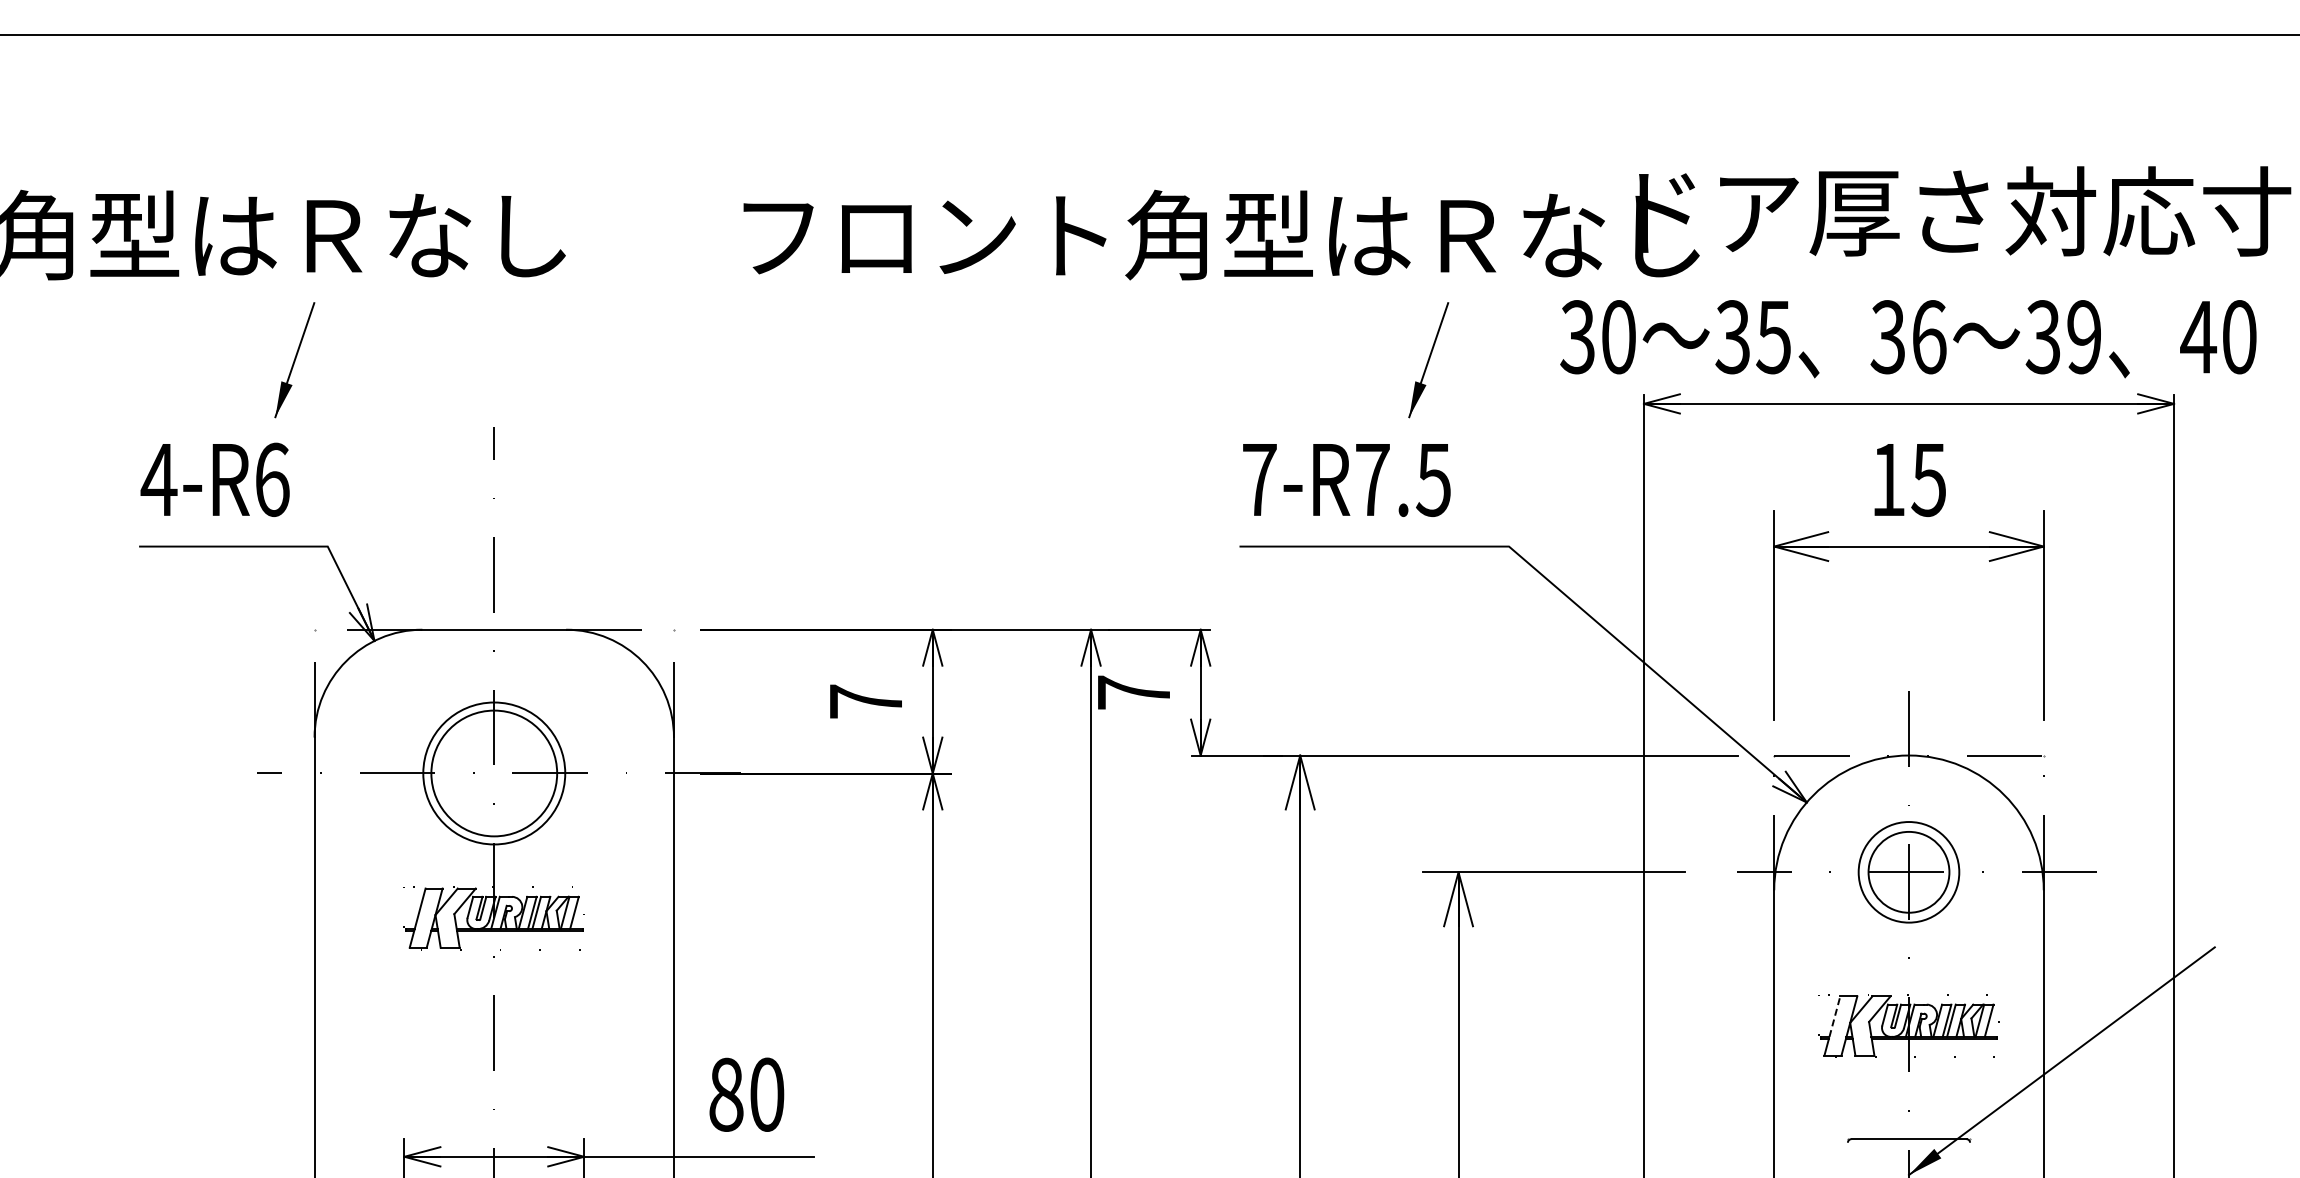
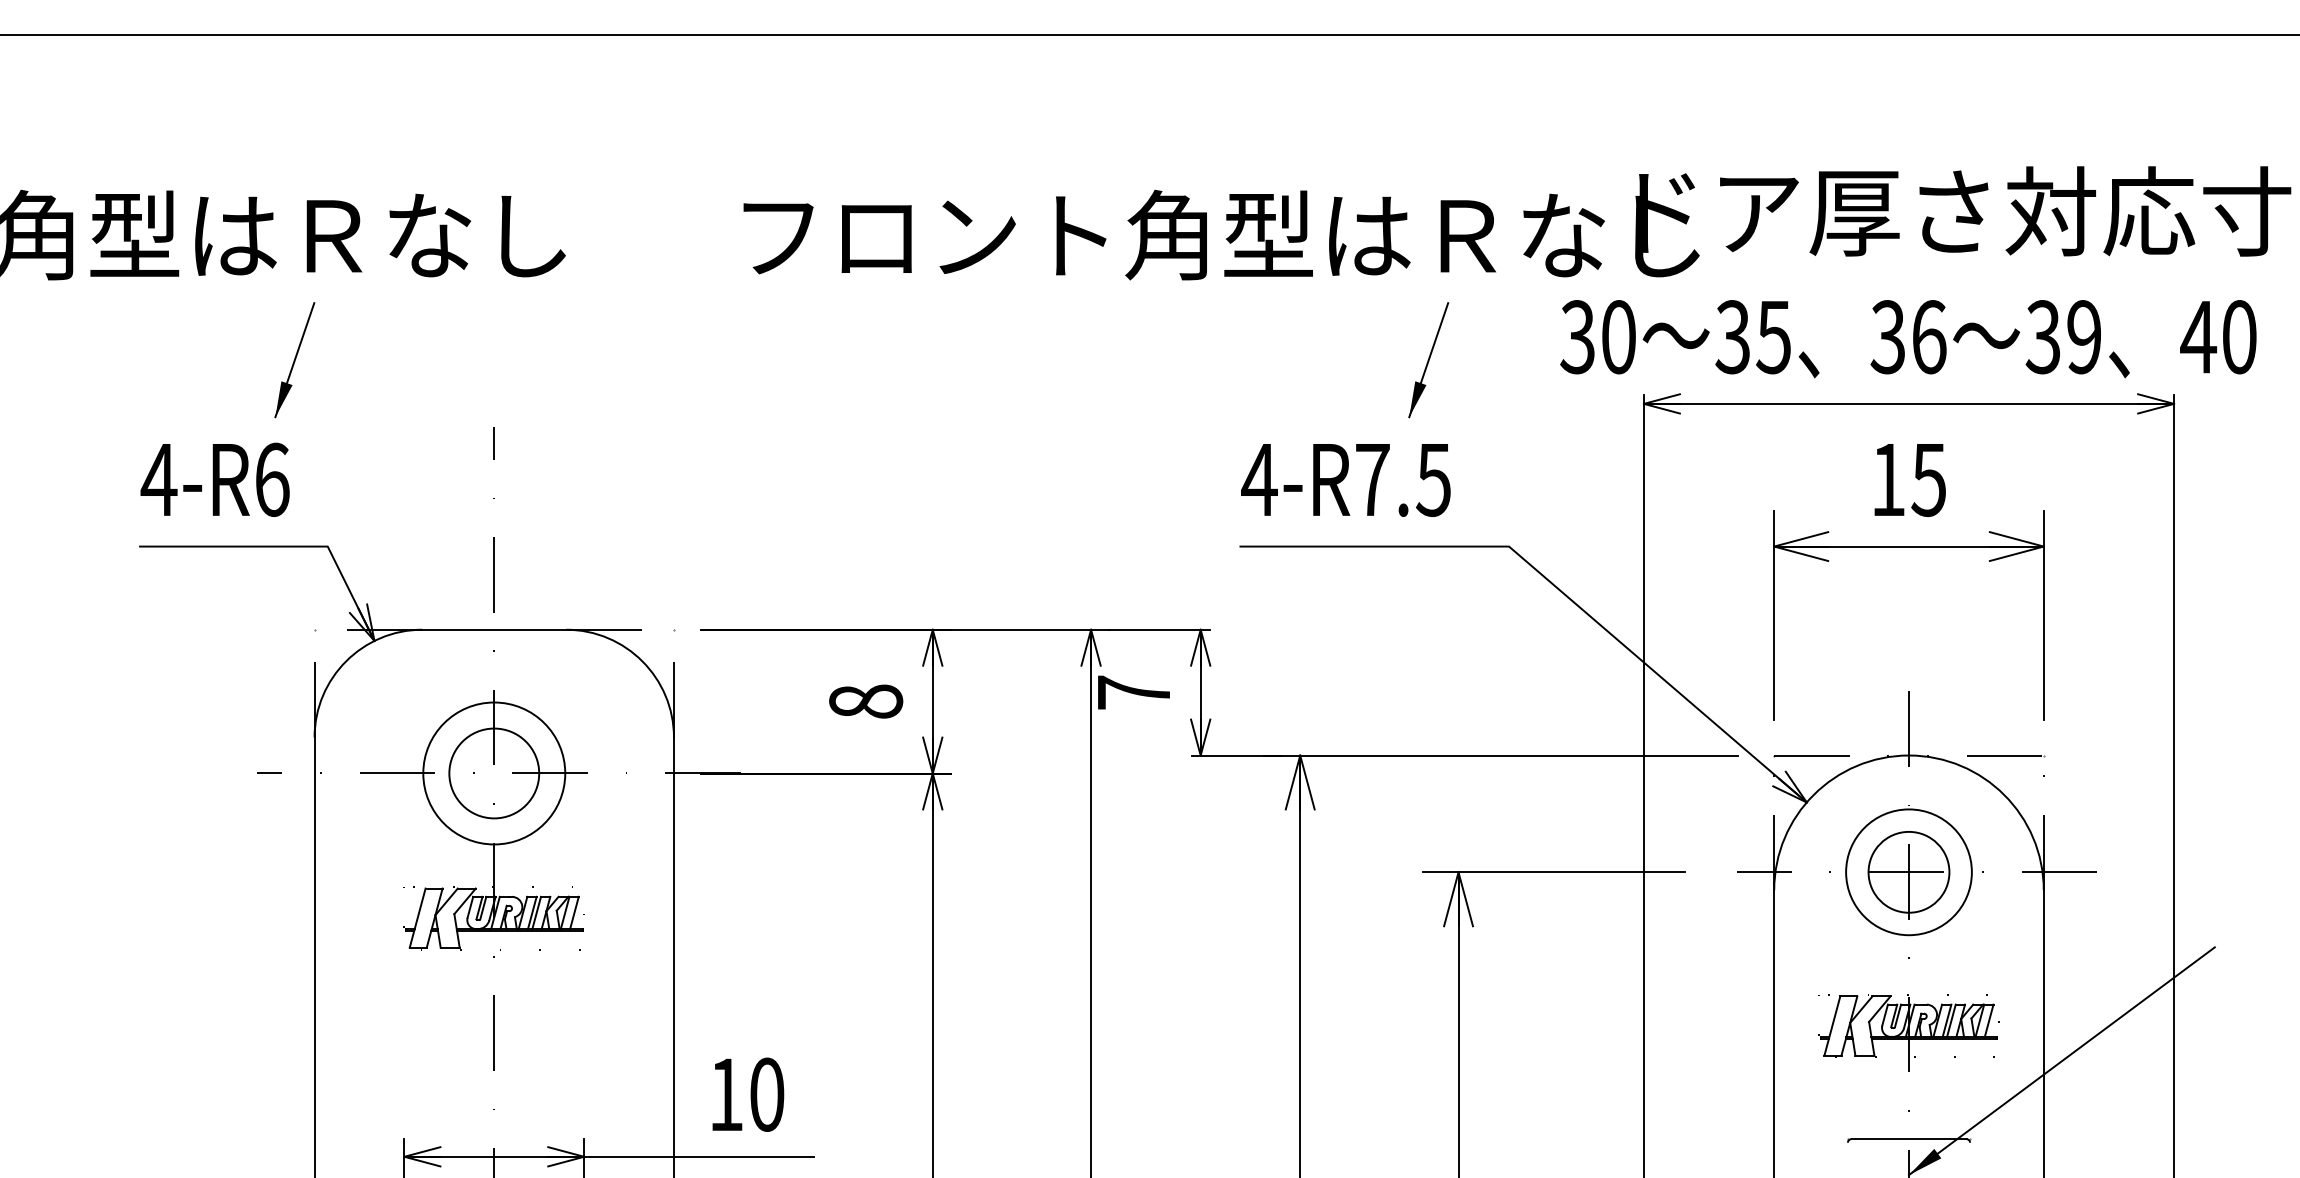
text: 7-R7.5 -> 4-R7.5 (1259, 479)
text: 7 -> 8 (866, 701)
circle diameter: 126 px -> 90 px (494, 773)
circle diameter: 101 px -> 126 px (1908, 872)
line: dashed -> solid (1834, 1016)
text: 80 -> 10 (726, 1094)
